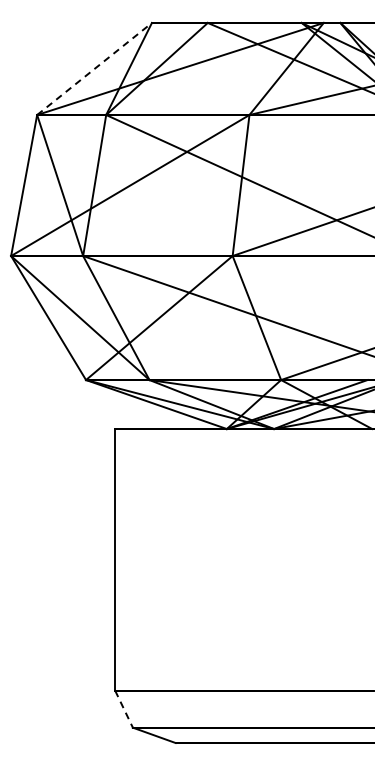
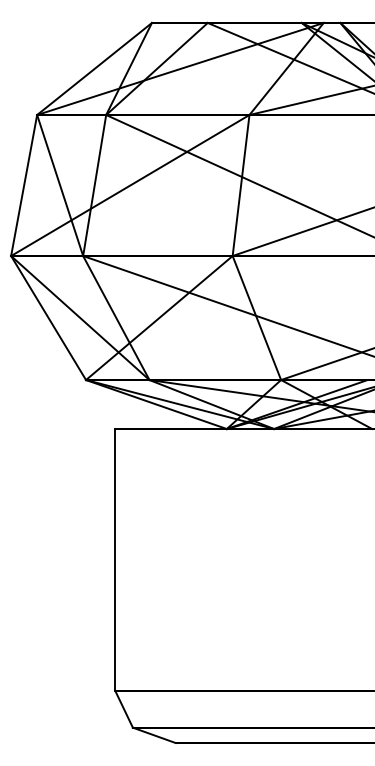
line: dashed -> solid (94, 69)
line: dashed -> solid (124, 709)
